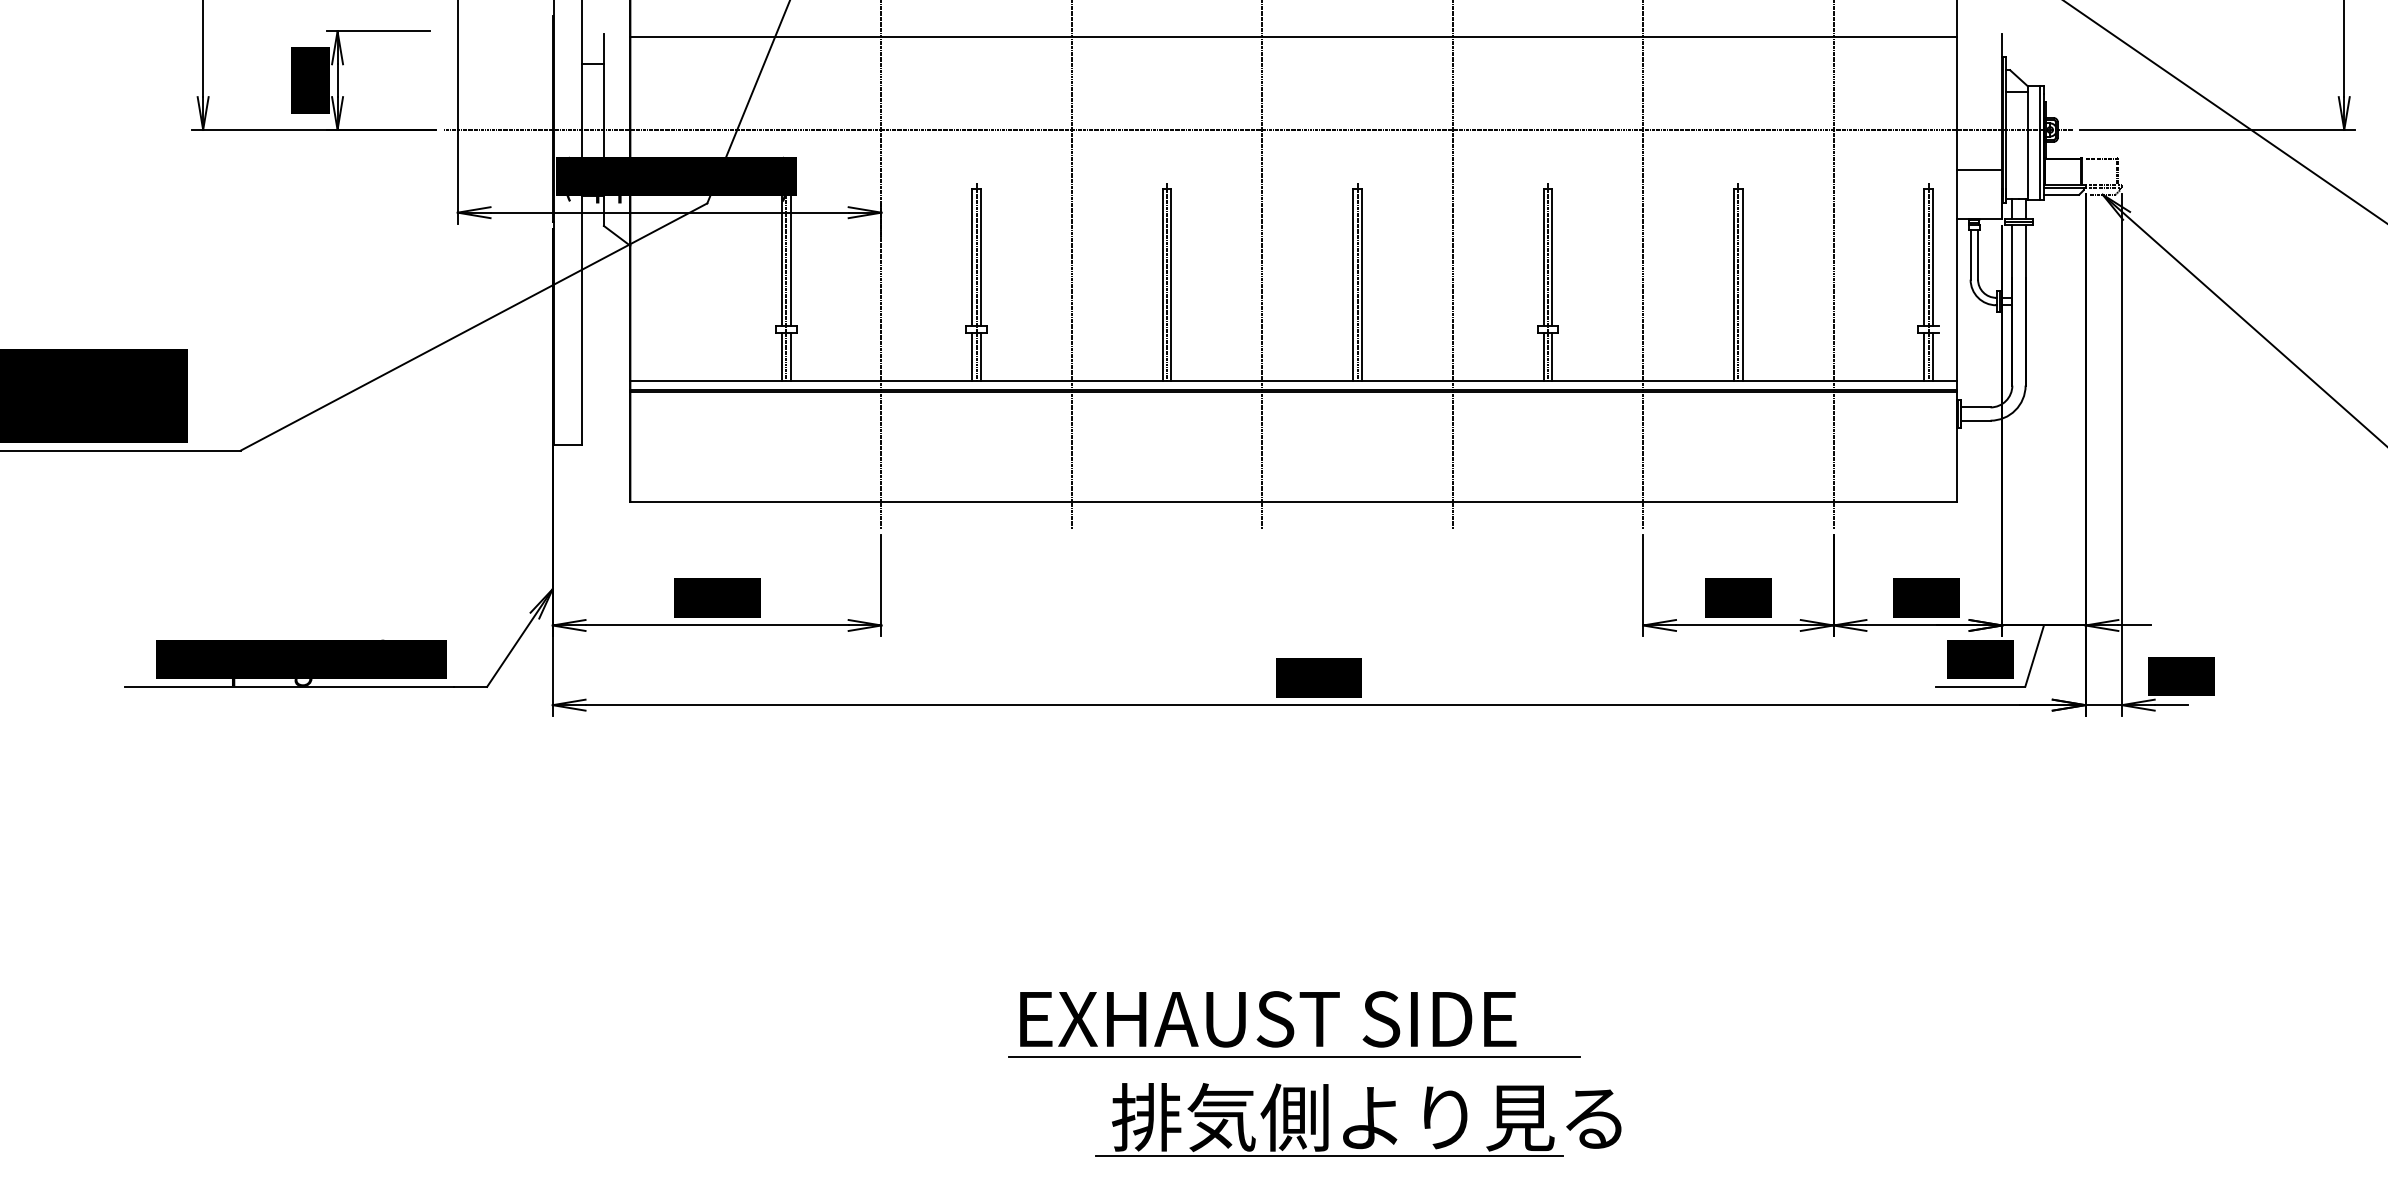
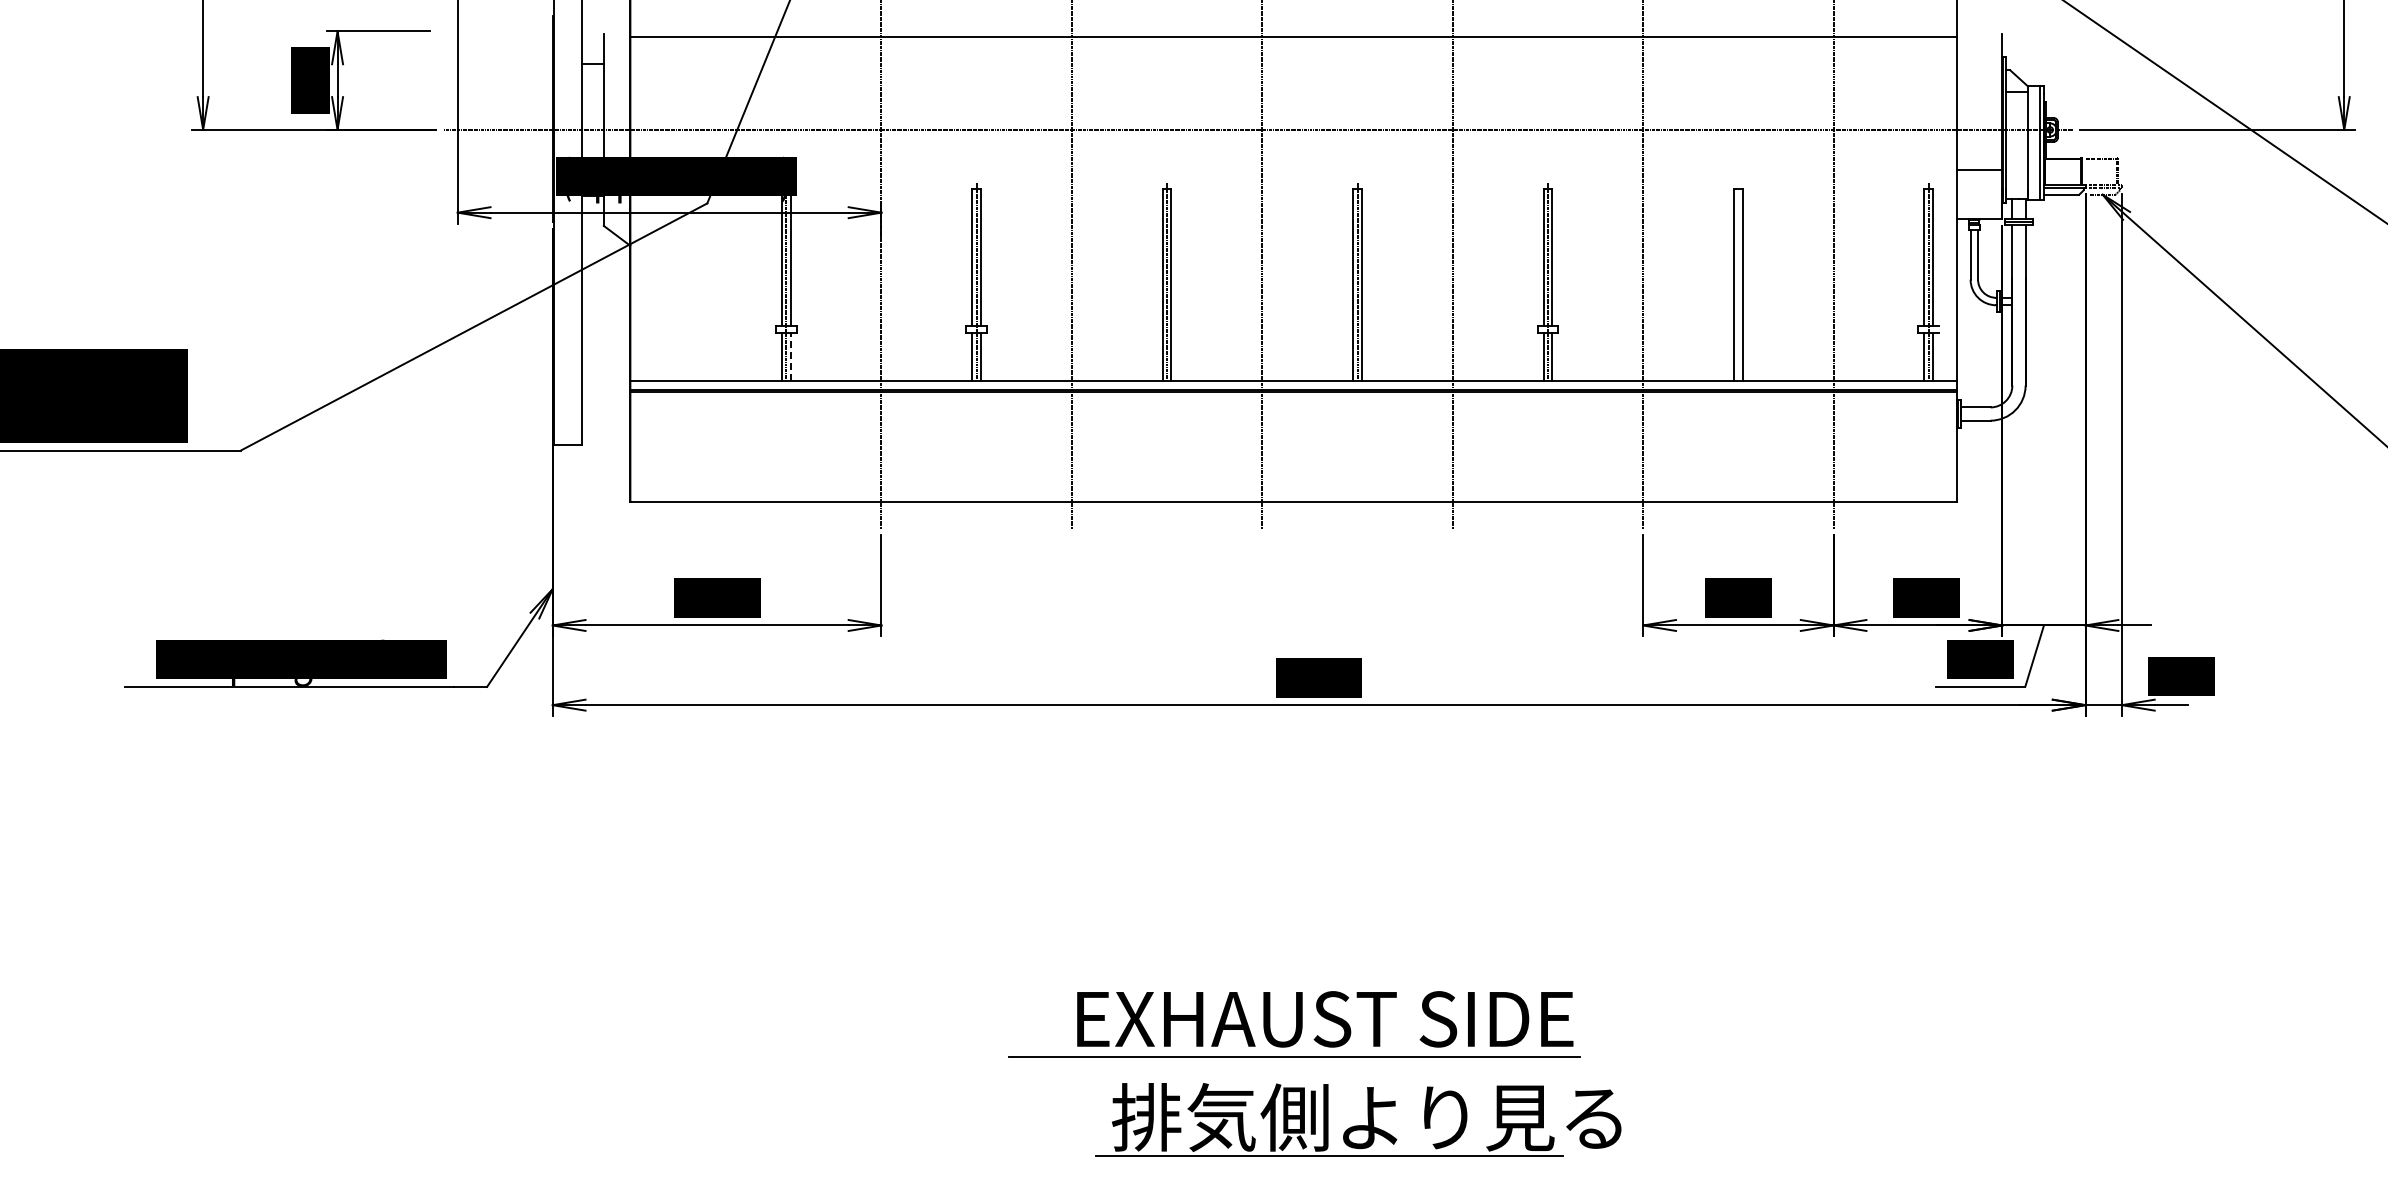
line: present -> none (1738, 281)
line: solid -> dashed (790, 357)
text position: (1268, 1019) -> (1325, 1019) (1325, 1019)
